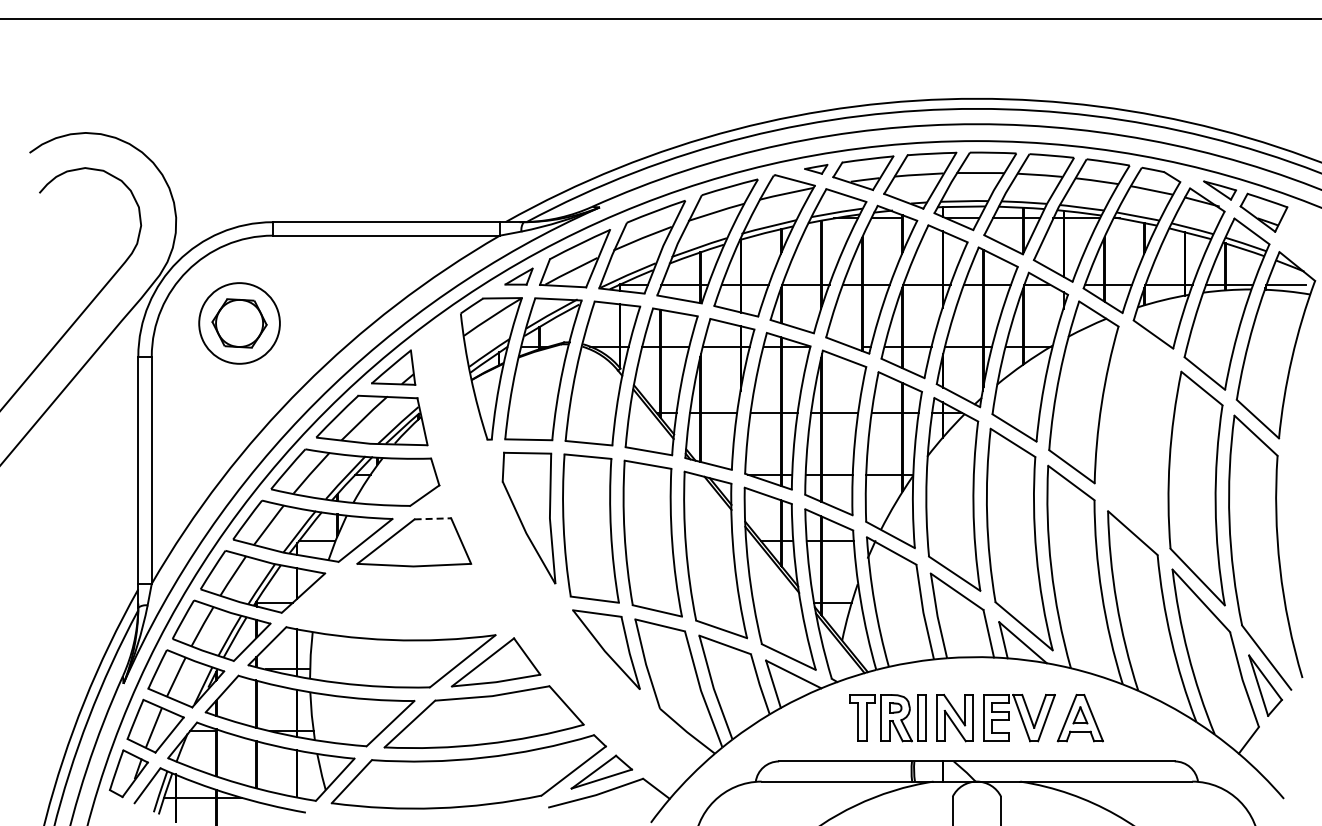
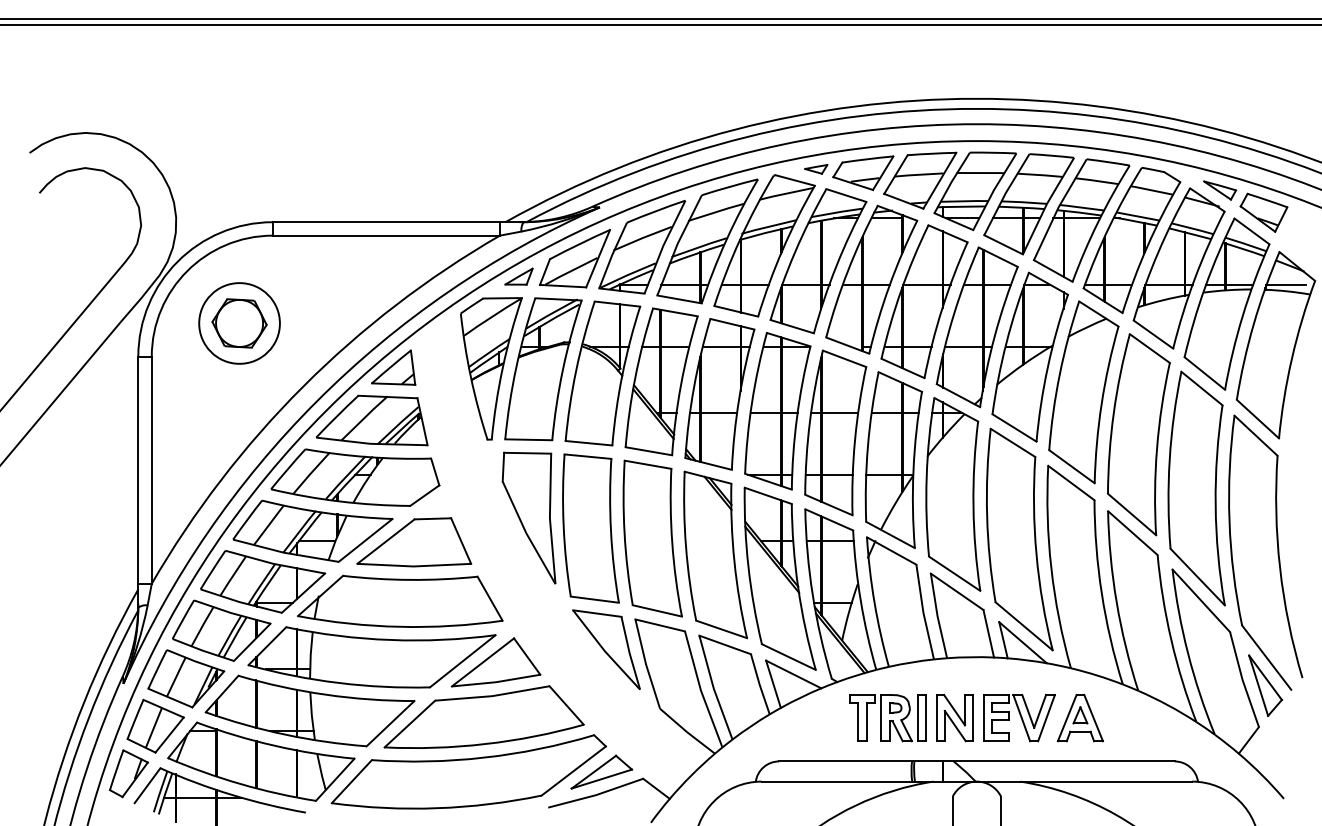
line: none -> present (660, 24)
part: none -> present (1138, 434)
line: dashed -> solid (433, 518)
part: none -> present (400, 600)
